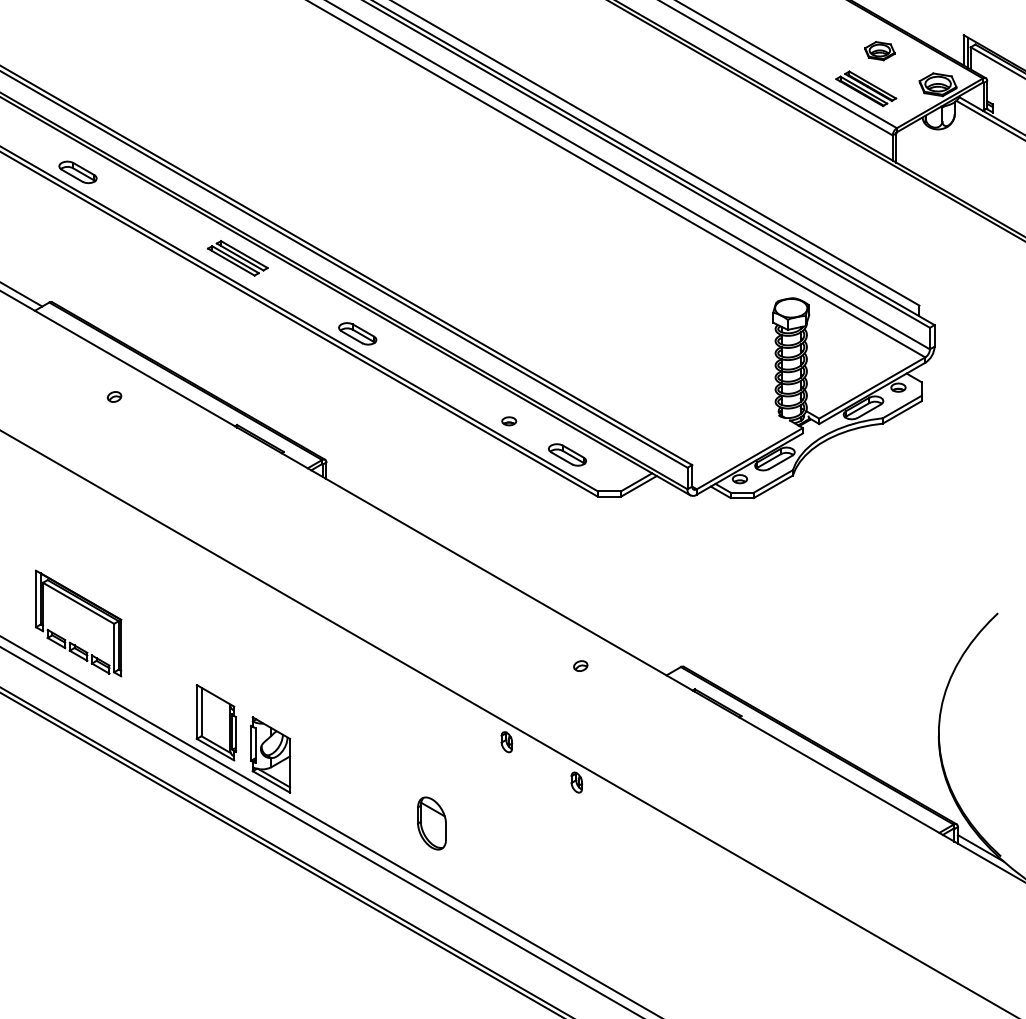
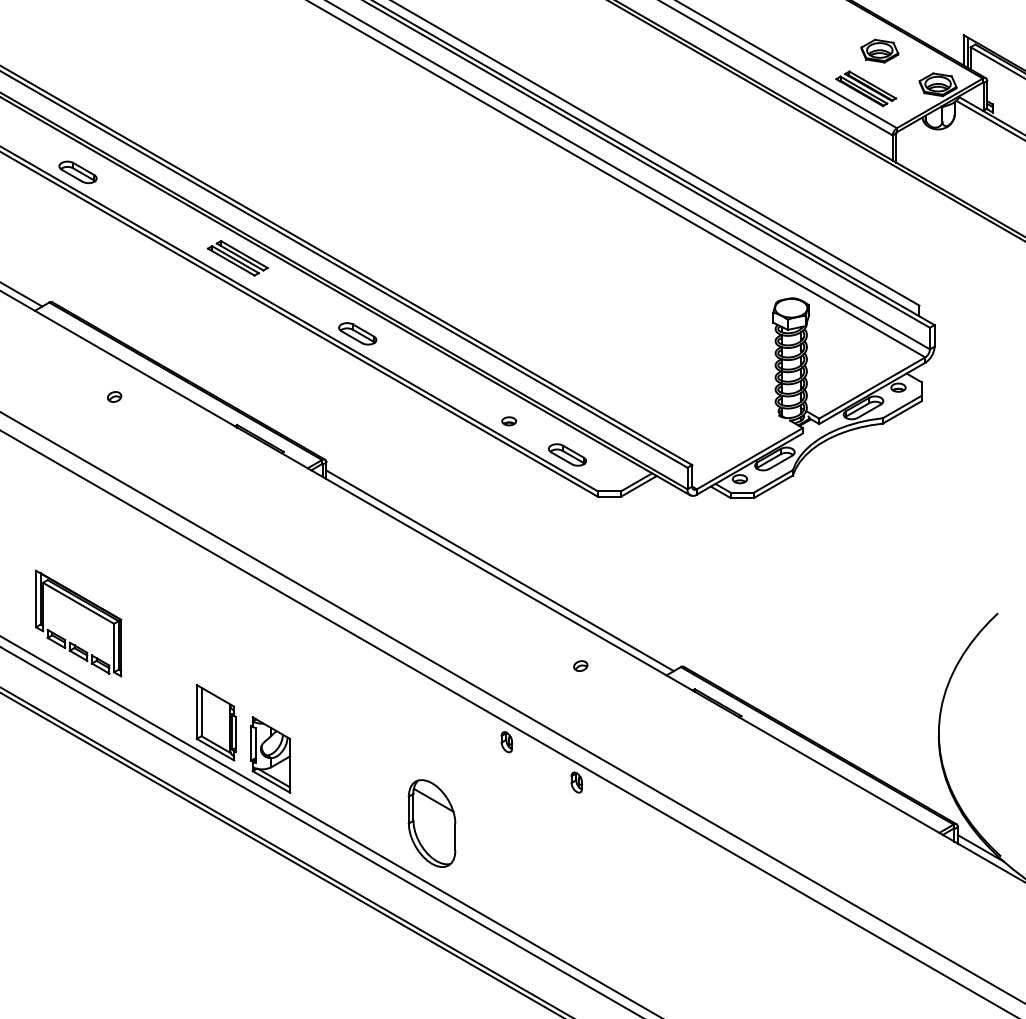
part size: 32x21 px -> 40x26 px (879, 50)
line: none -> present (499, 570)
line: none -> present (512, 707)
part size: 30x55 px -> 50x89 px (431, 823)
